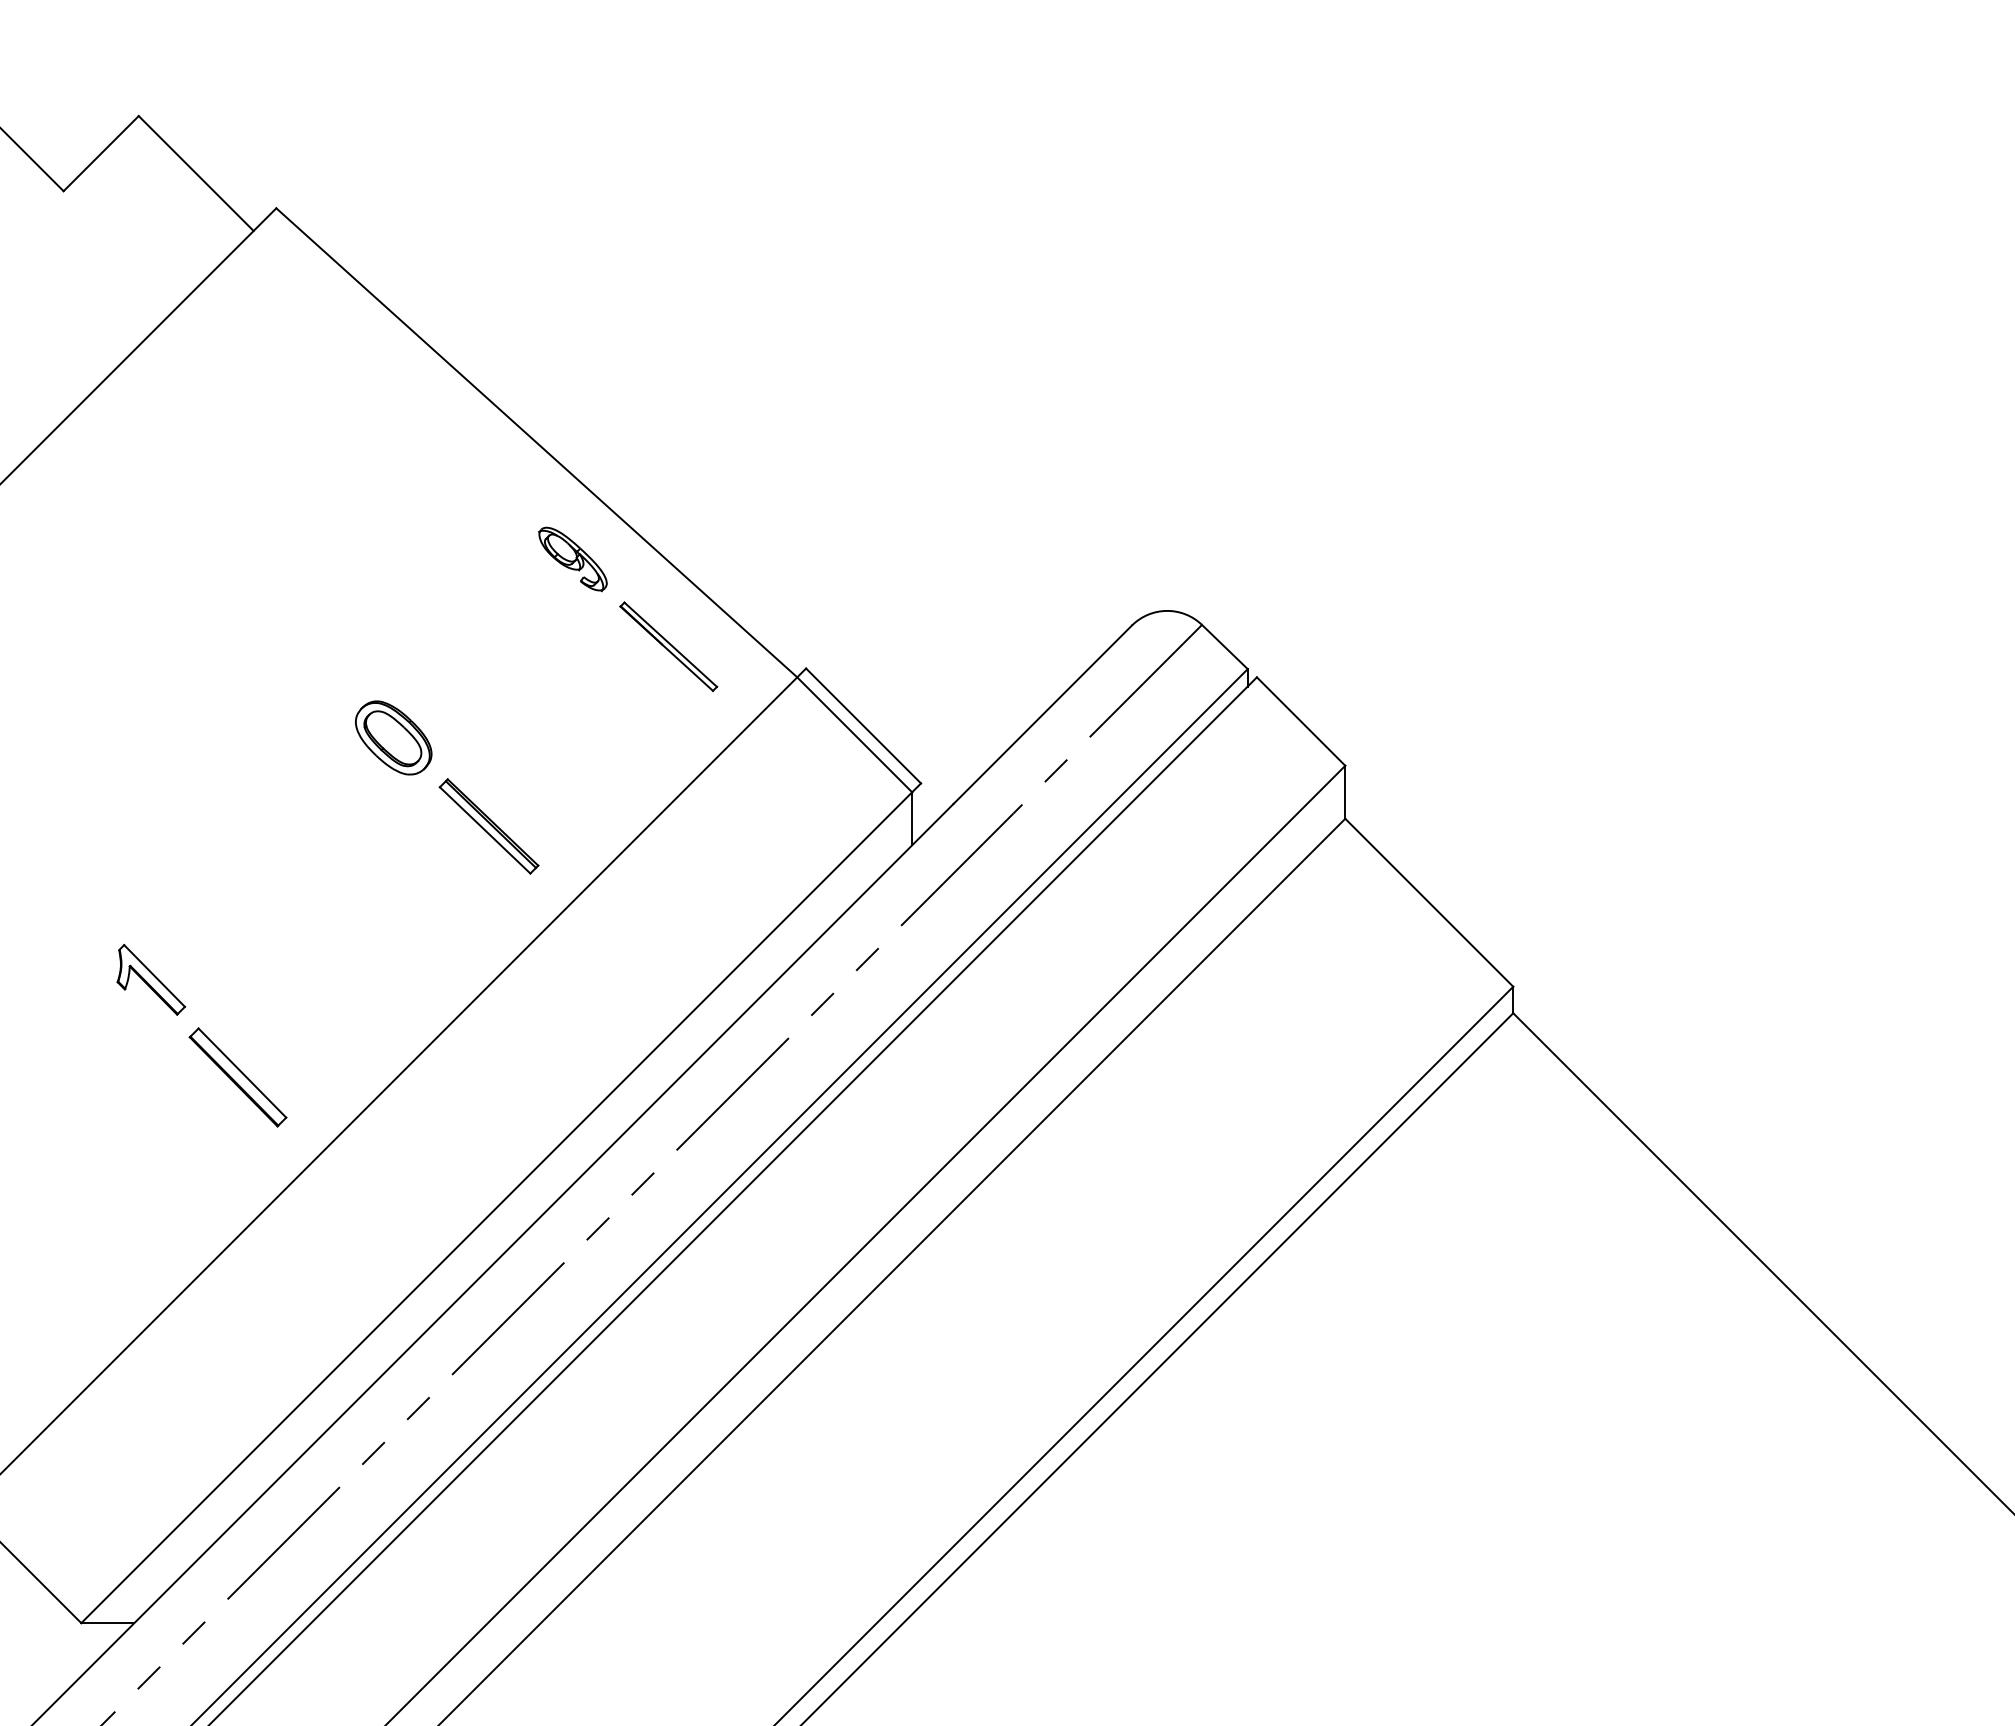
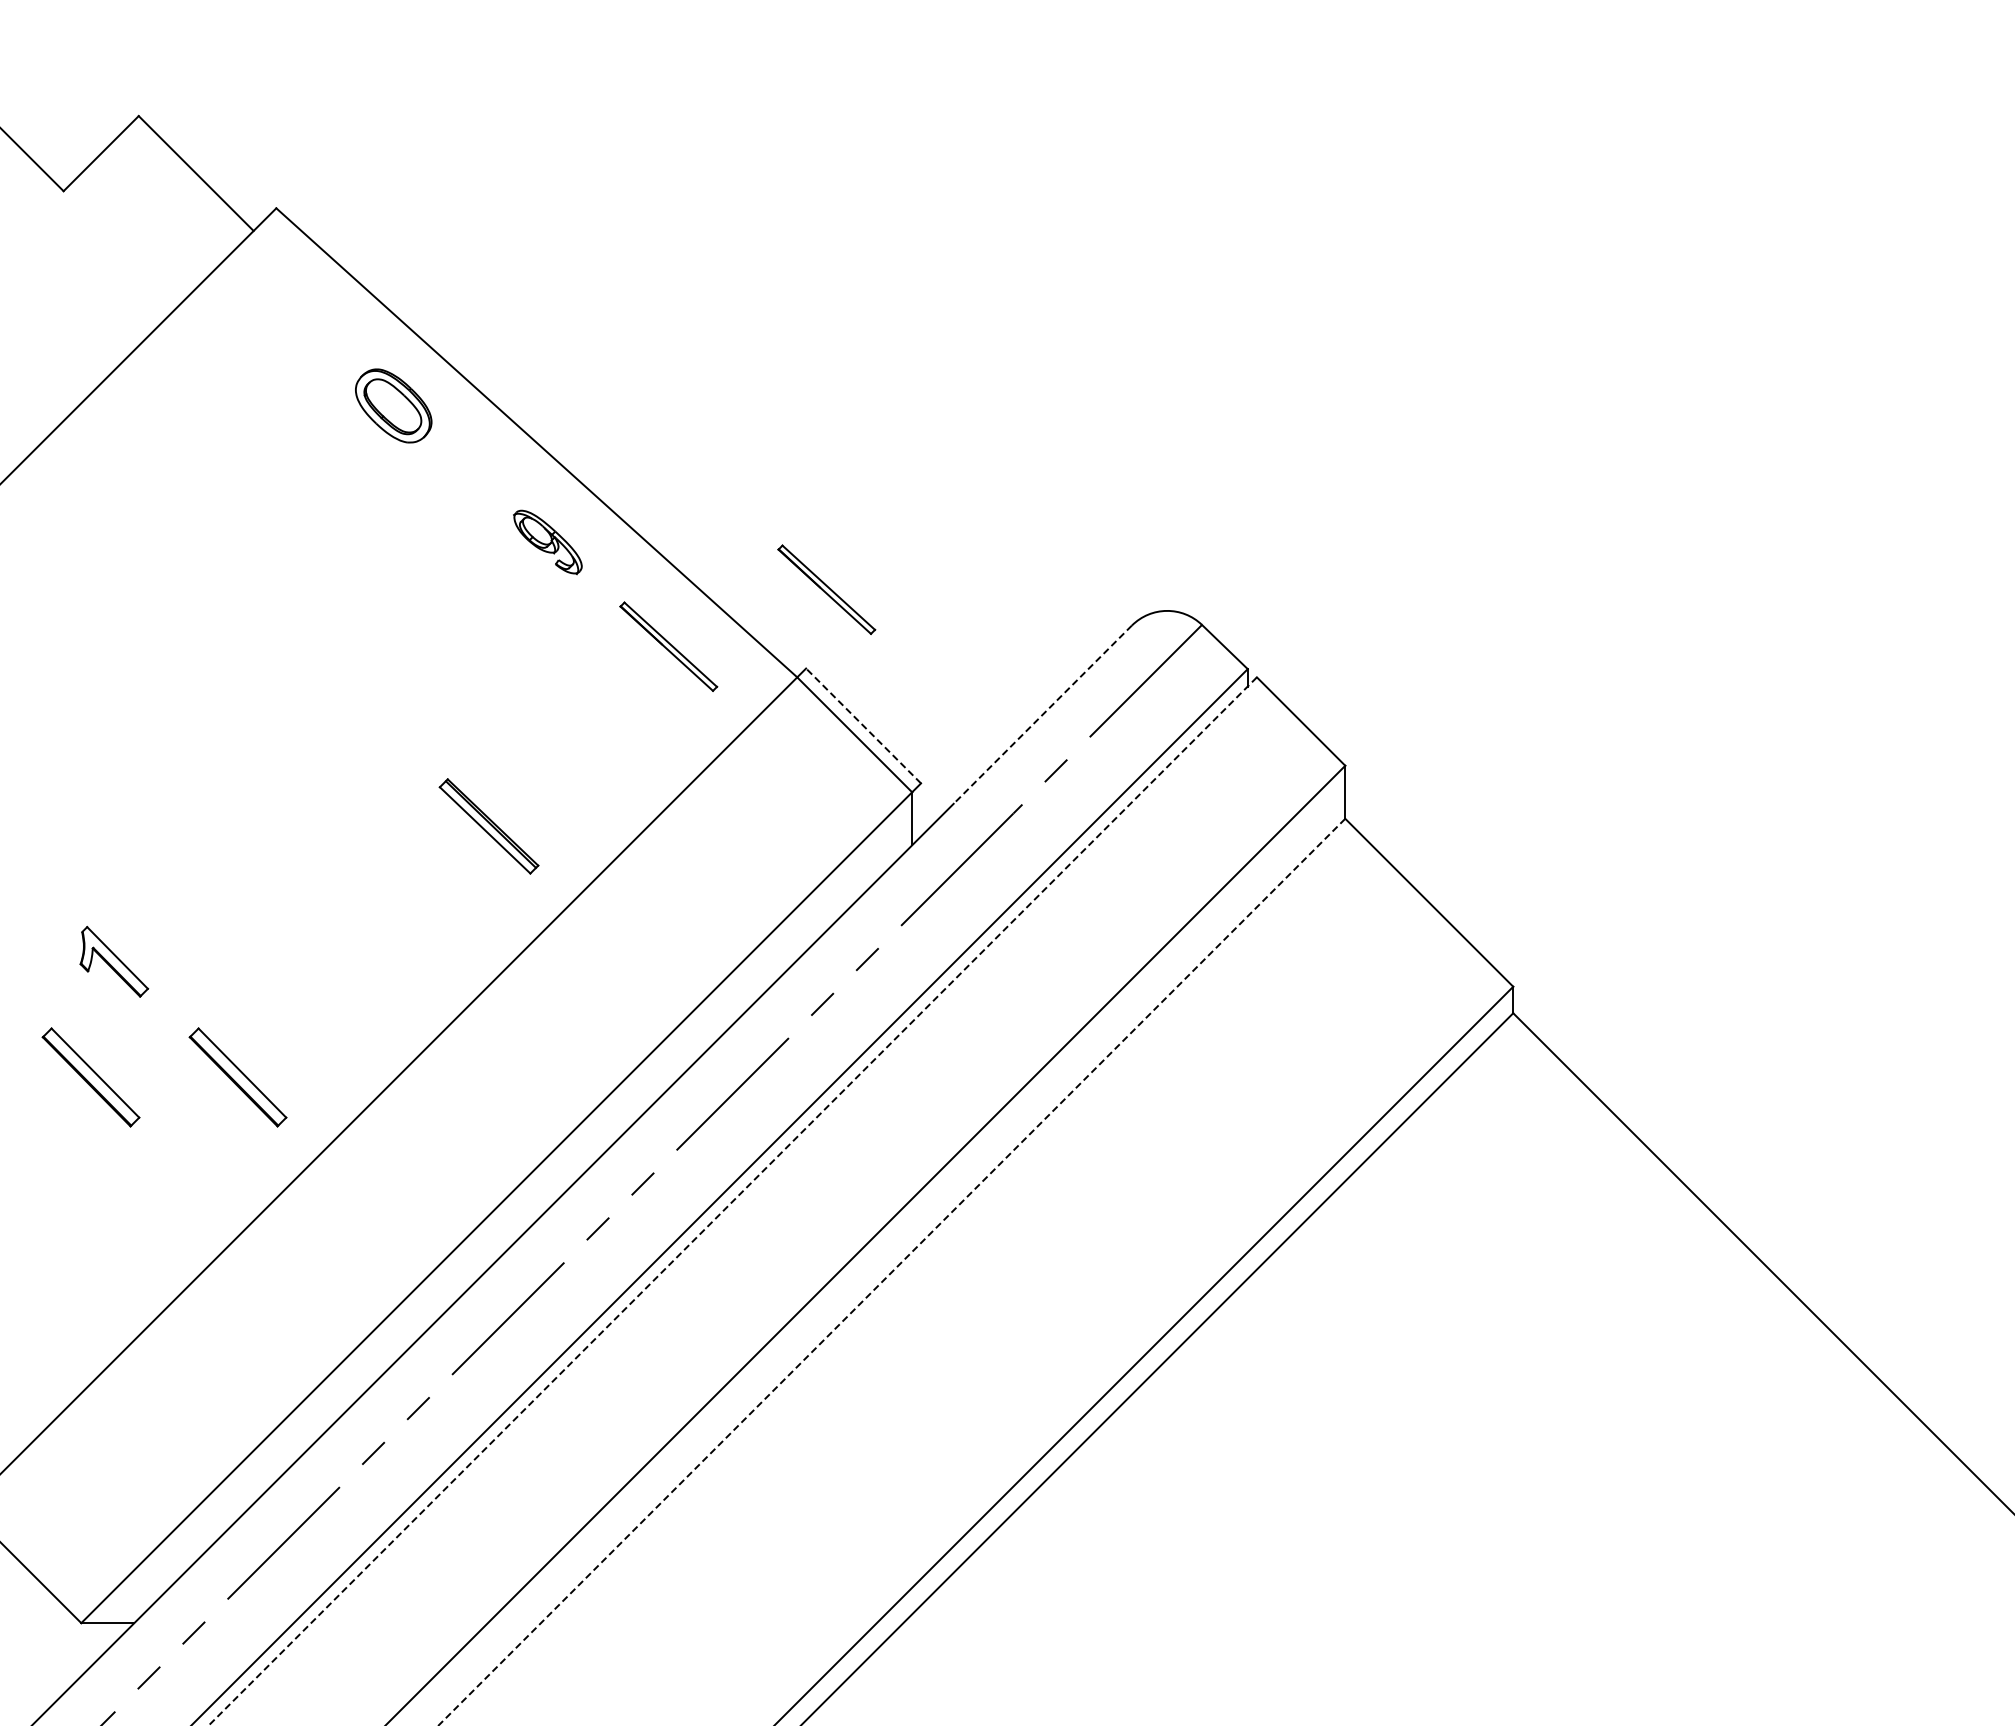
part position: (572, 559) -> (547, 542) (547, 542)
part: none -> present (826, 589)
line: solid -> dashed (1042, 715)
line: solid -> dashed (863, 725)
part position: (393, 737) -> (393, 405) (393, 405)
part position: (151, 979) -> (114, 961) (114, 961)
part: none -> present (90, 1077)
line: solid -> dashed (732, 1201)
line: solid -> dashed (891, 1272)
